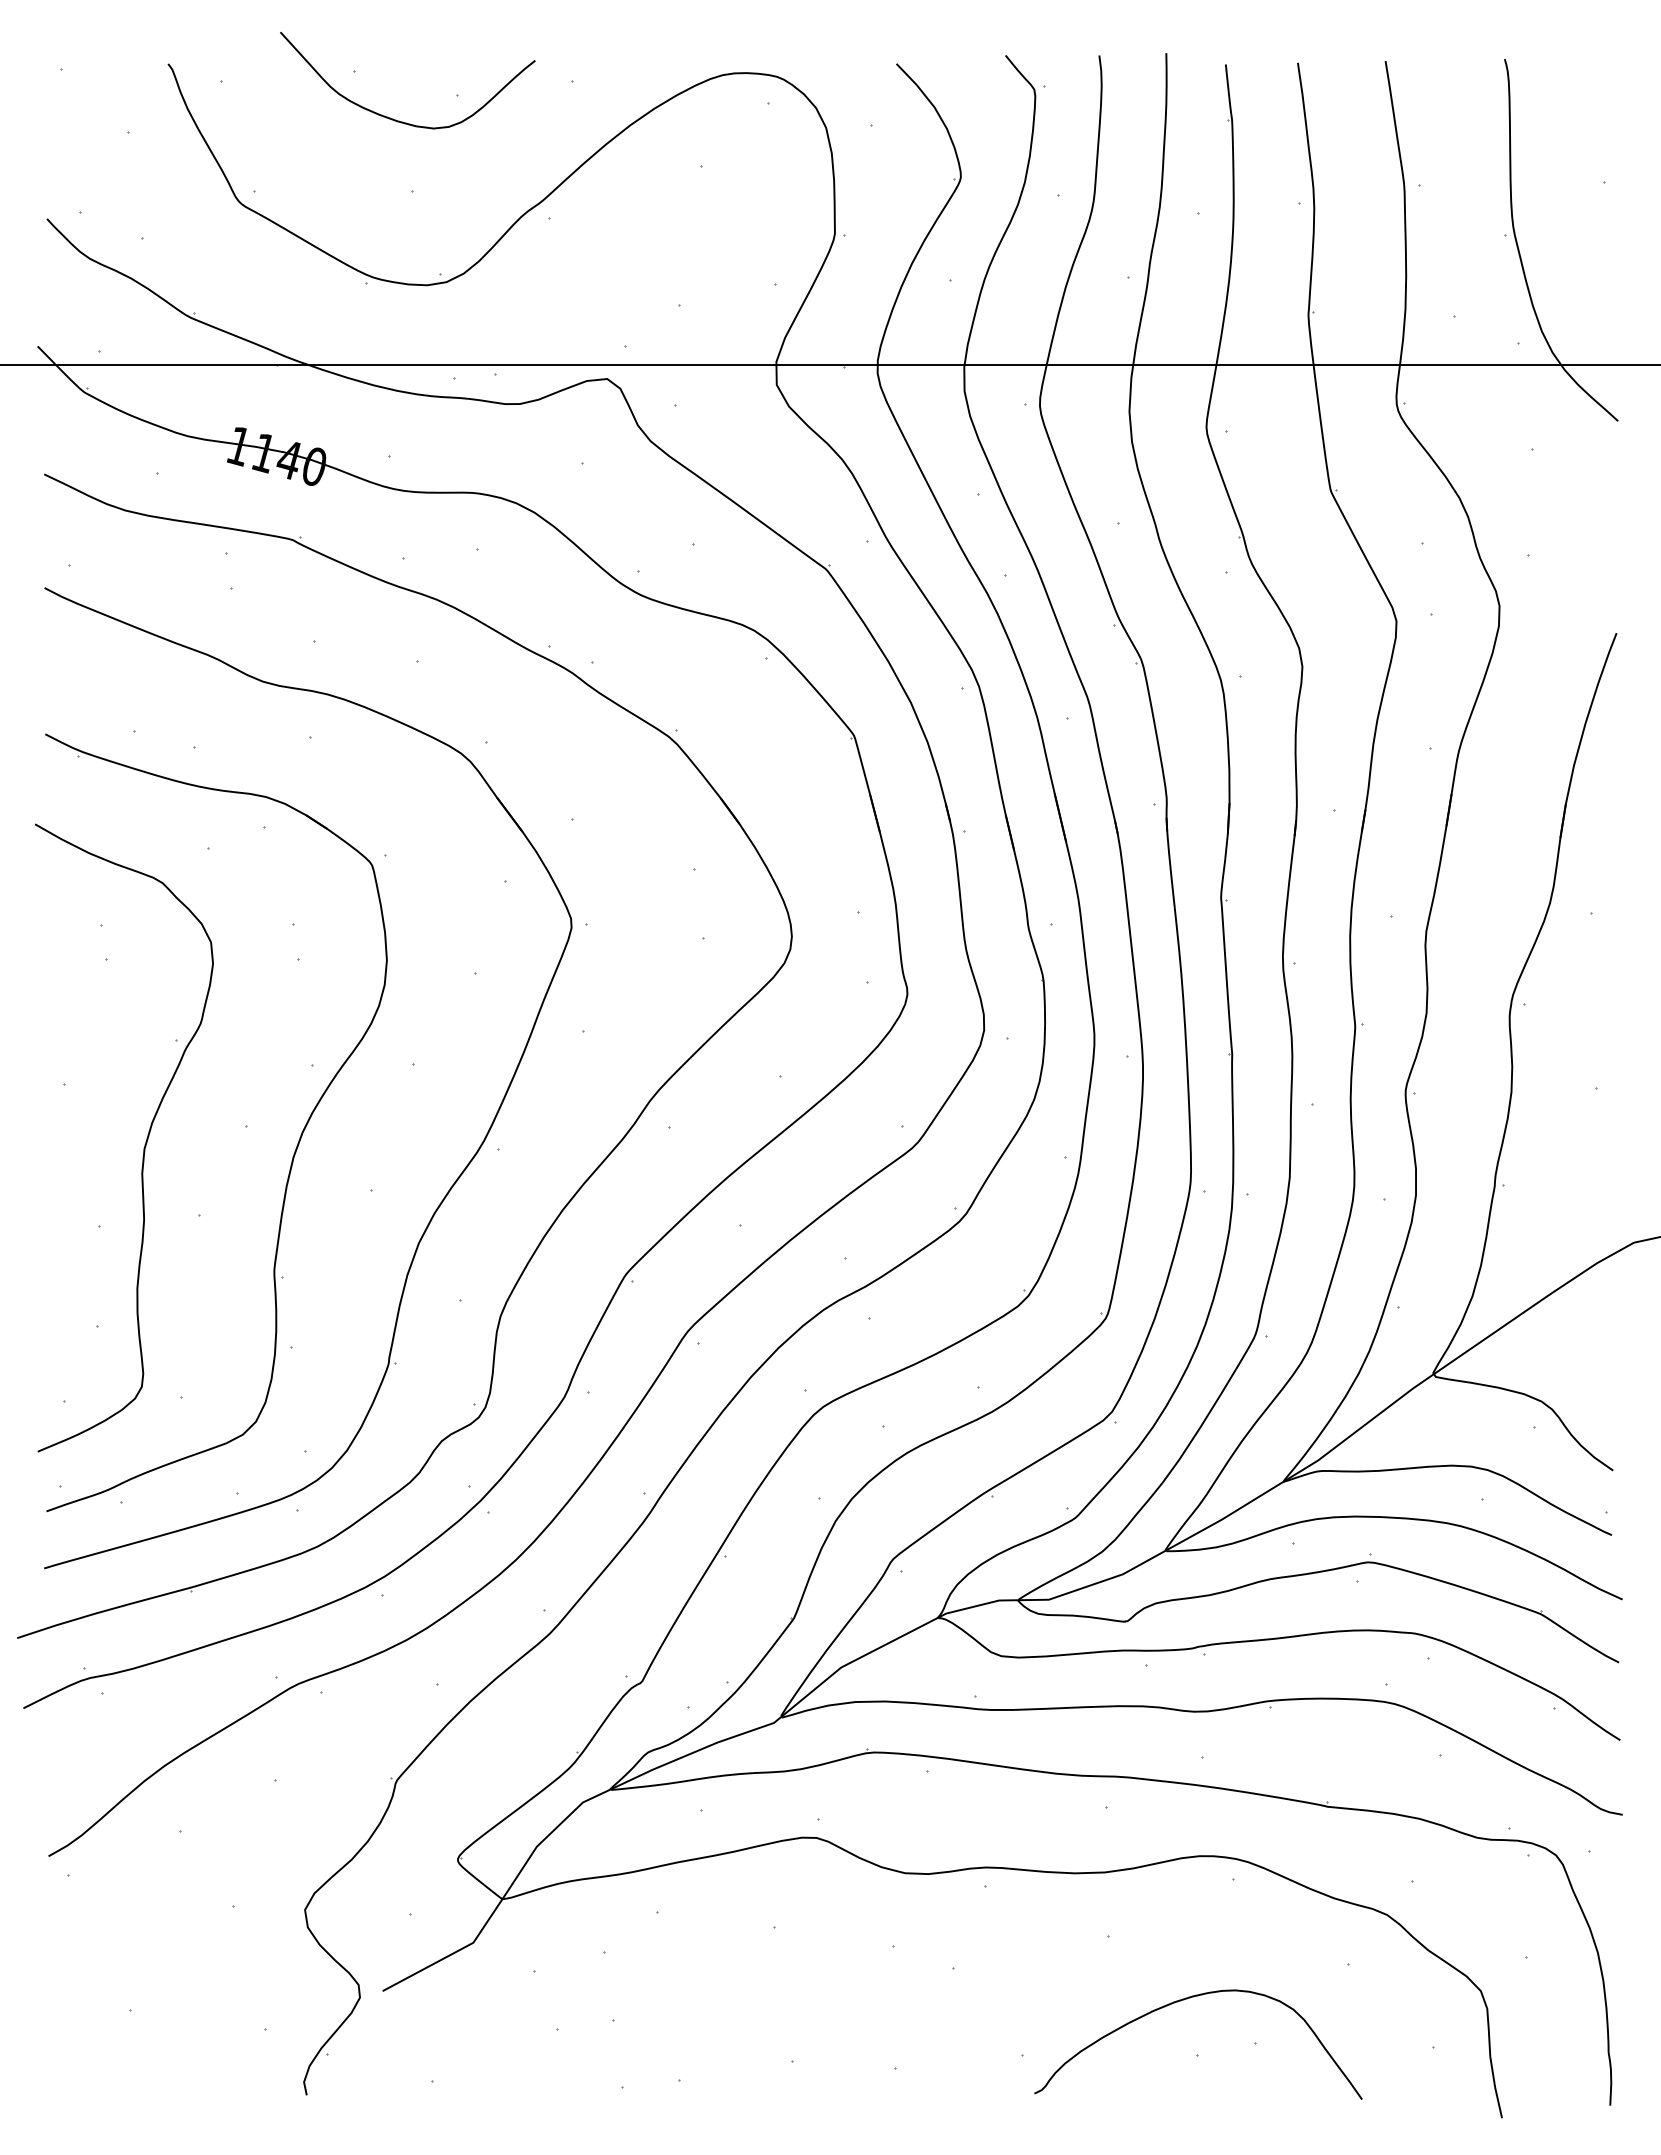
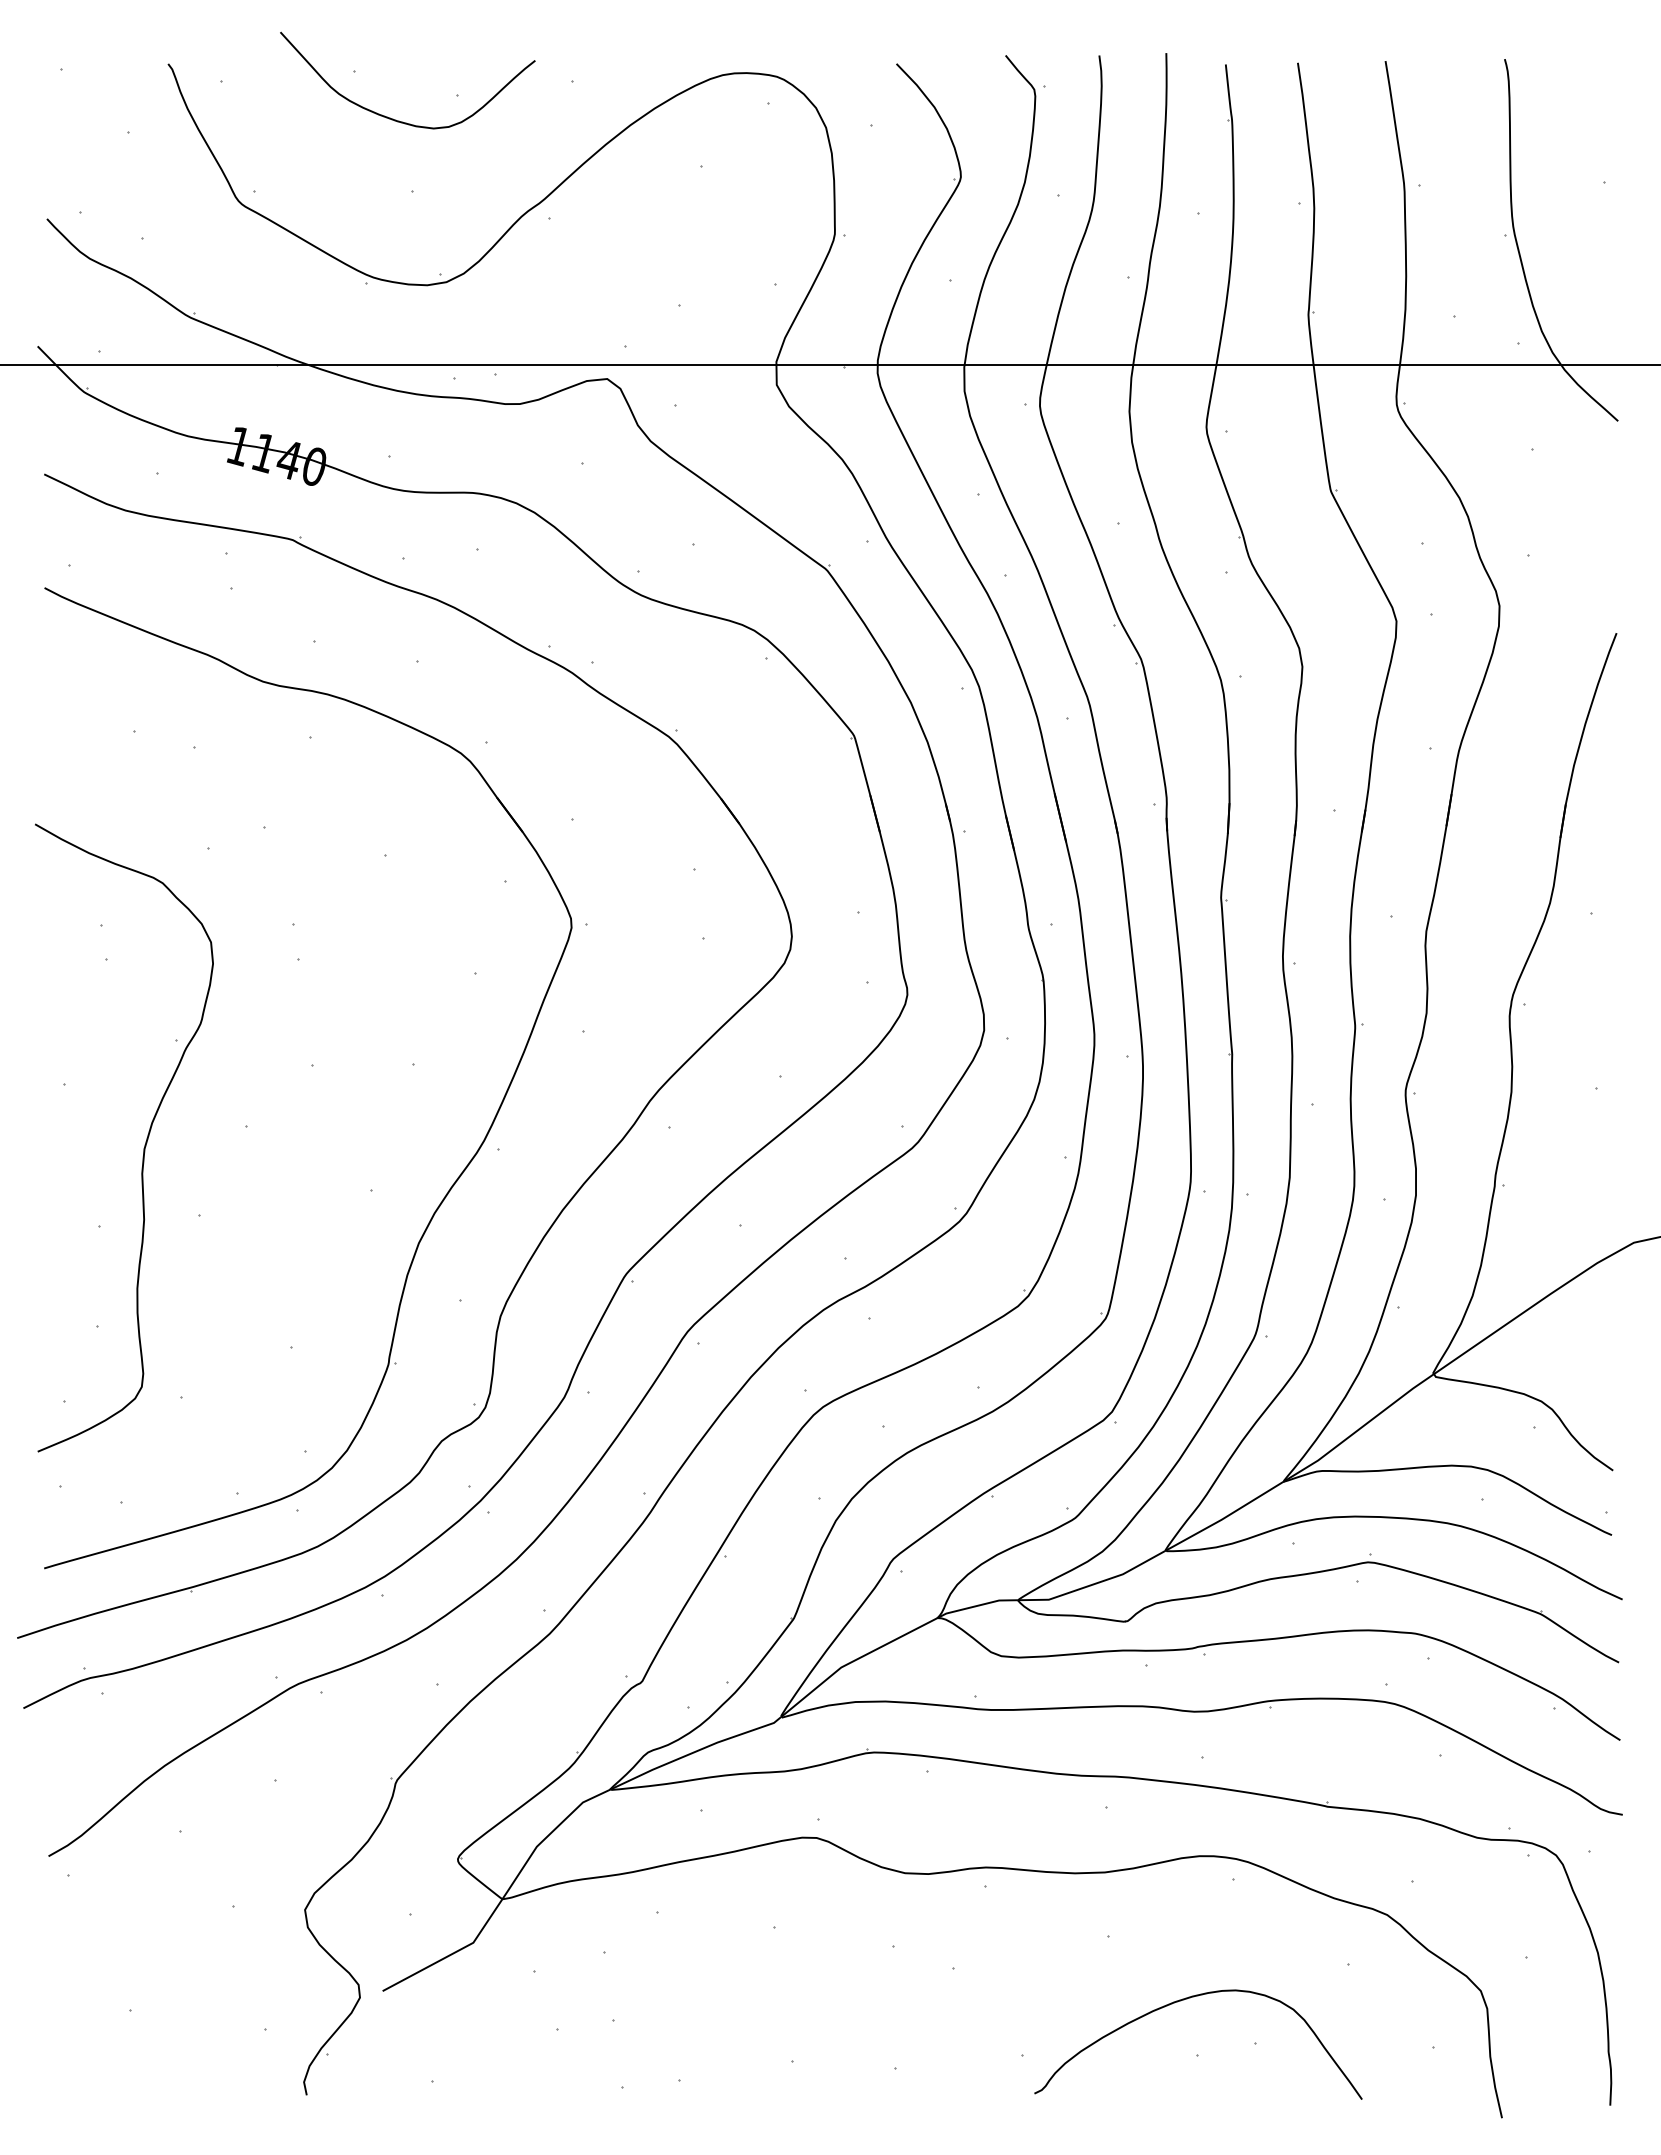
part: present -> none (295, 1148)
